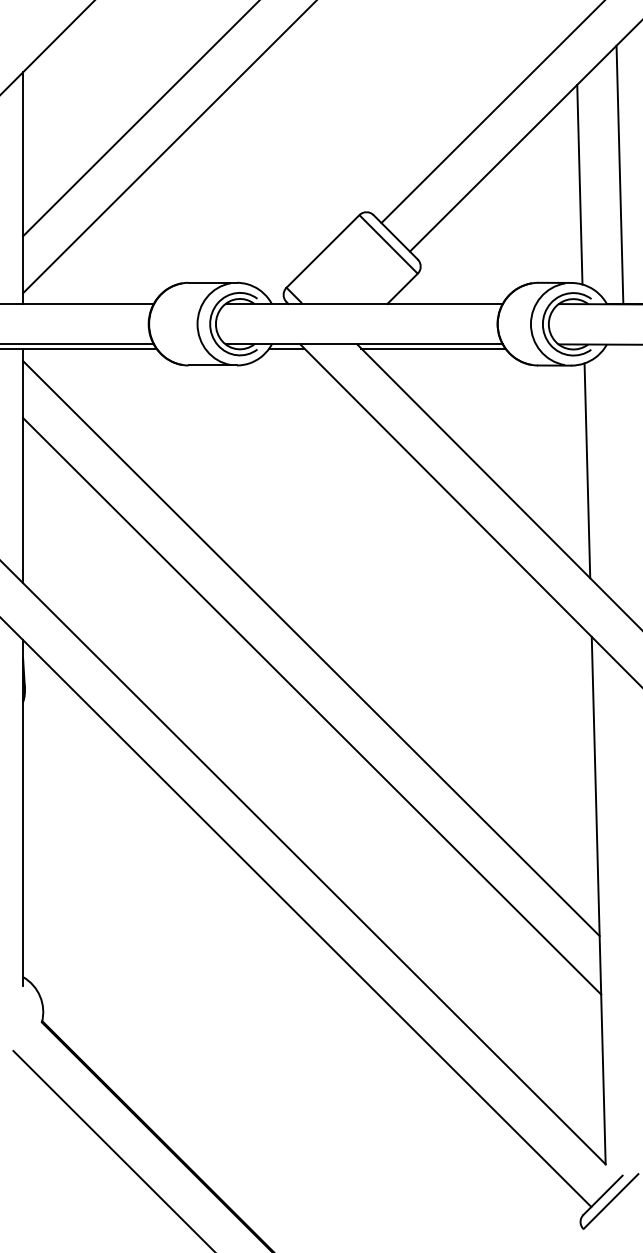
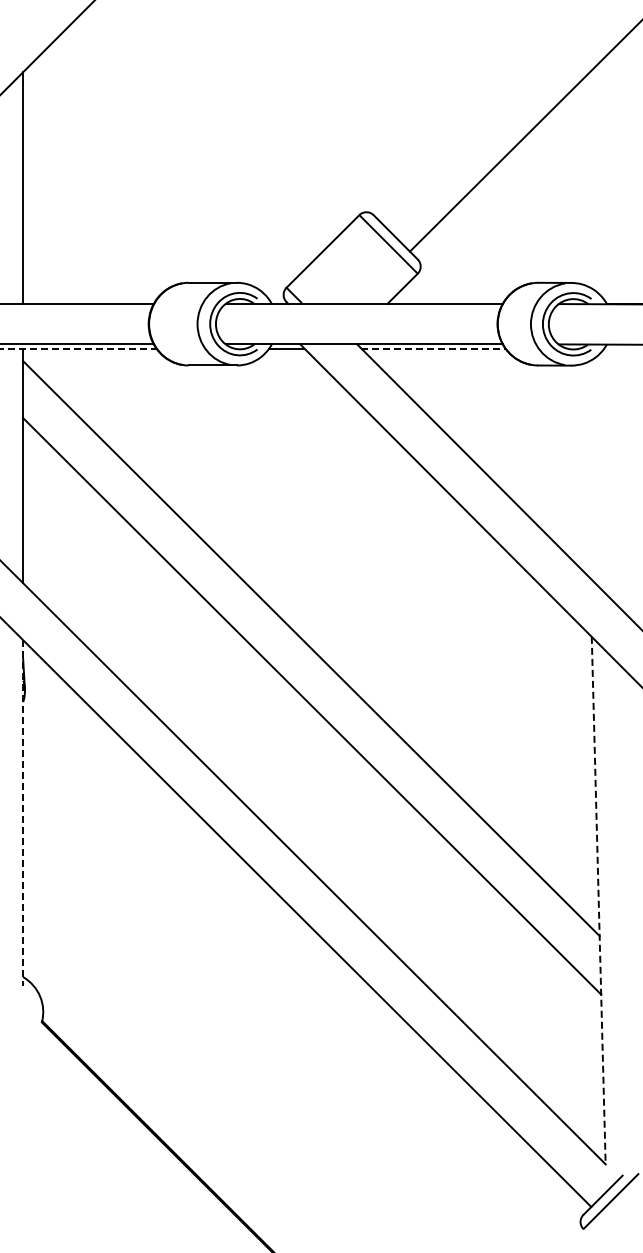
line: present -> none (491, 112)
line: present -> none (140, 119)
line: present -> none (168, 147)
line: present -> none (619, 174)
line: present -> none (579, 184)
line: solid -> dashed (78, 348)
line: solid -> dashed (433, 348)
line: present -> none (587, 470)
line: solid -> dashed (23, 813)
line: solid -> dashed (598, 900)
line: present -> none (112, 1149)
